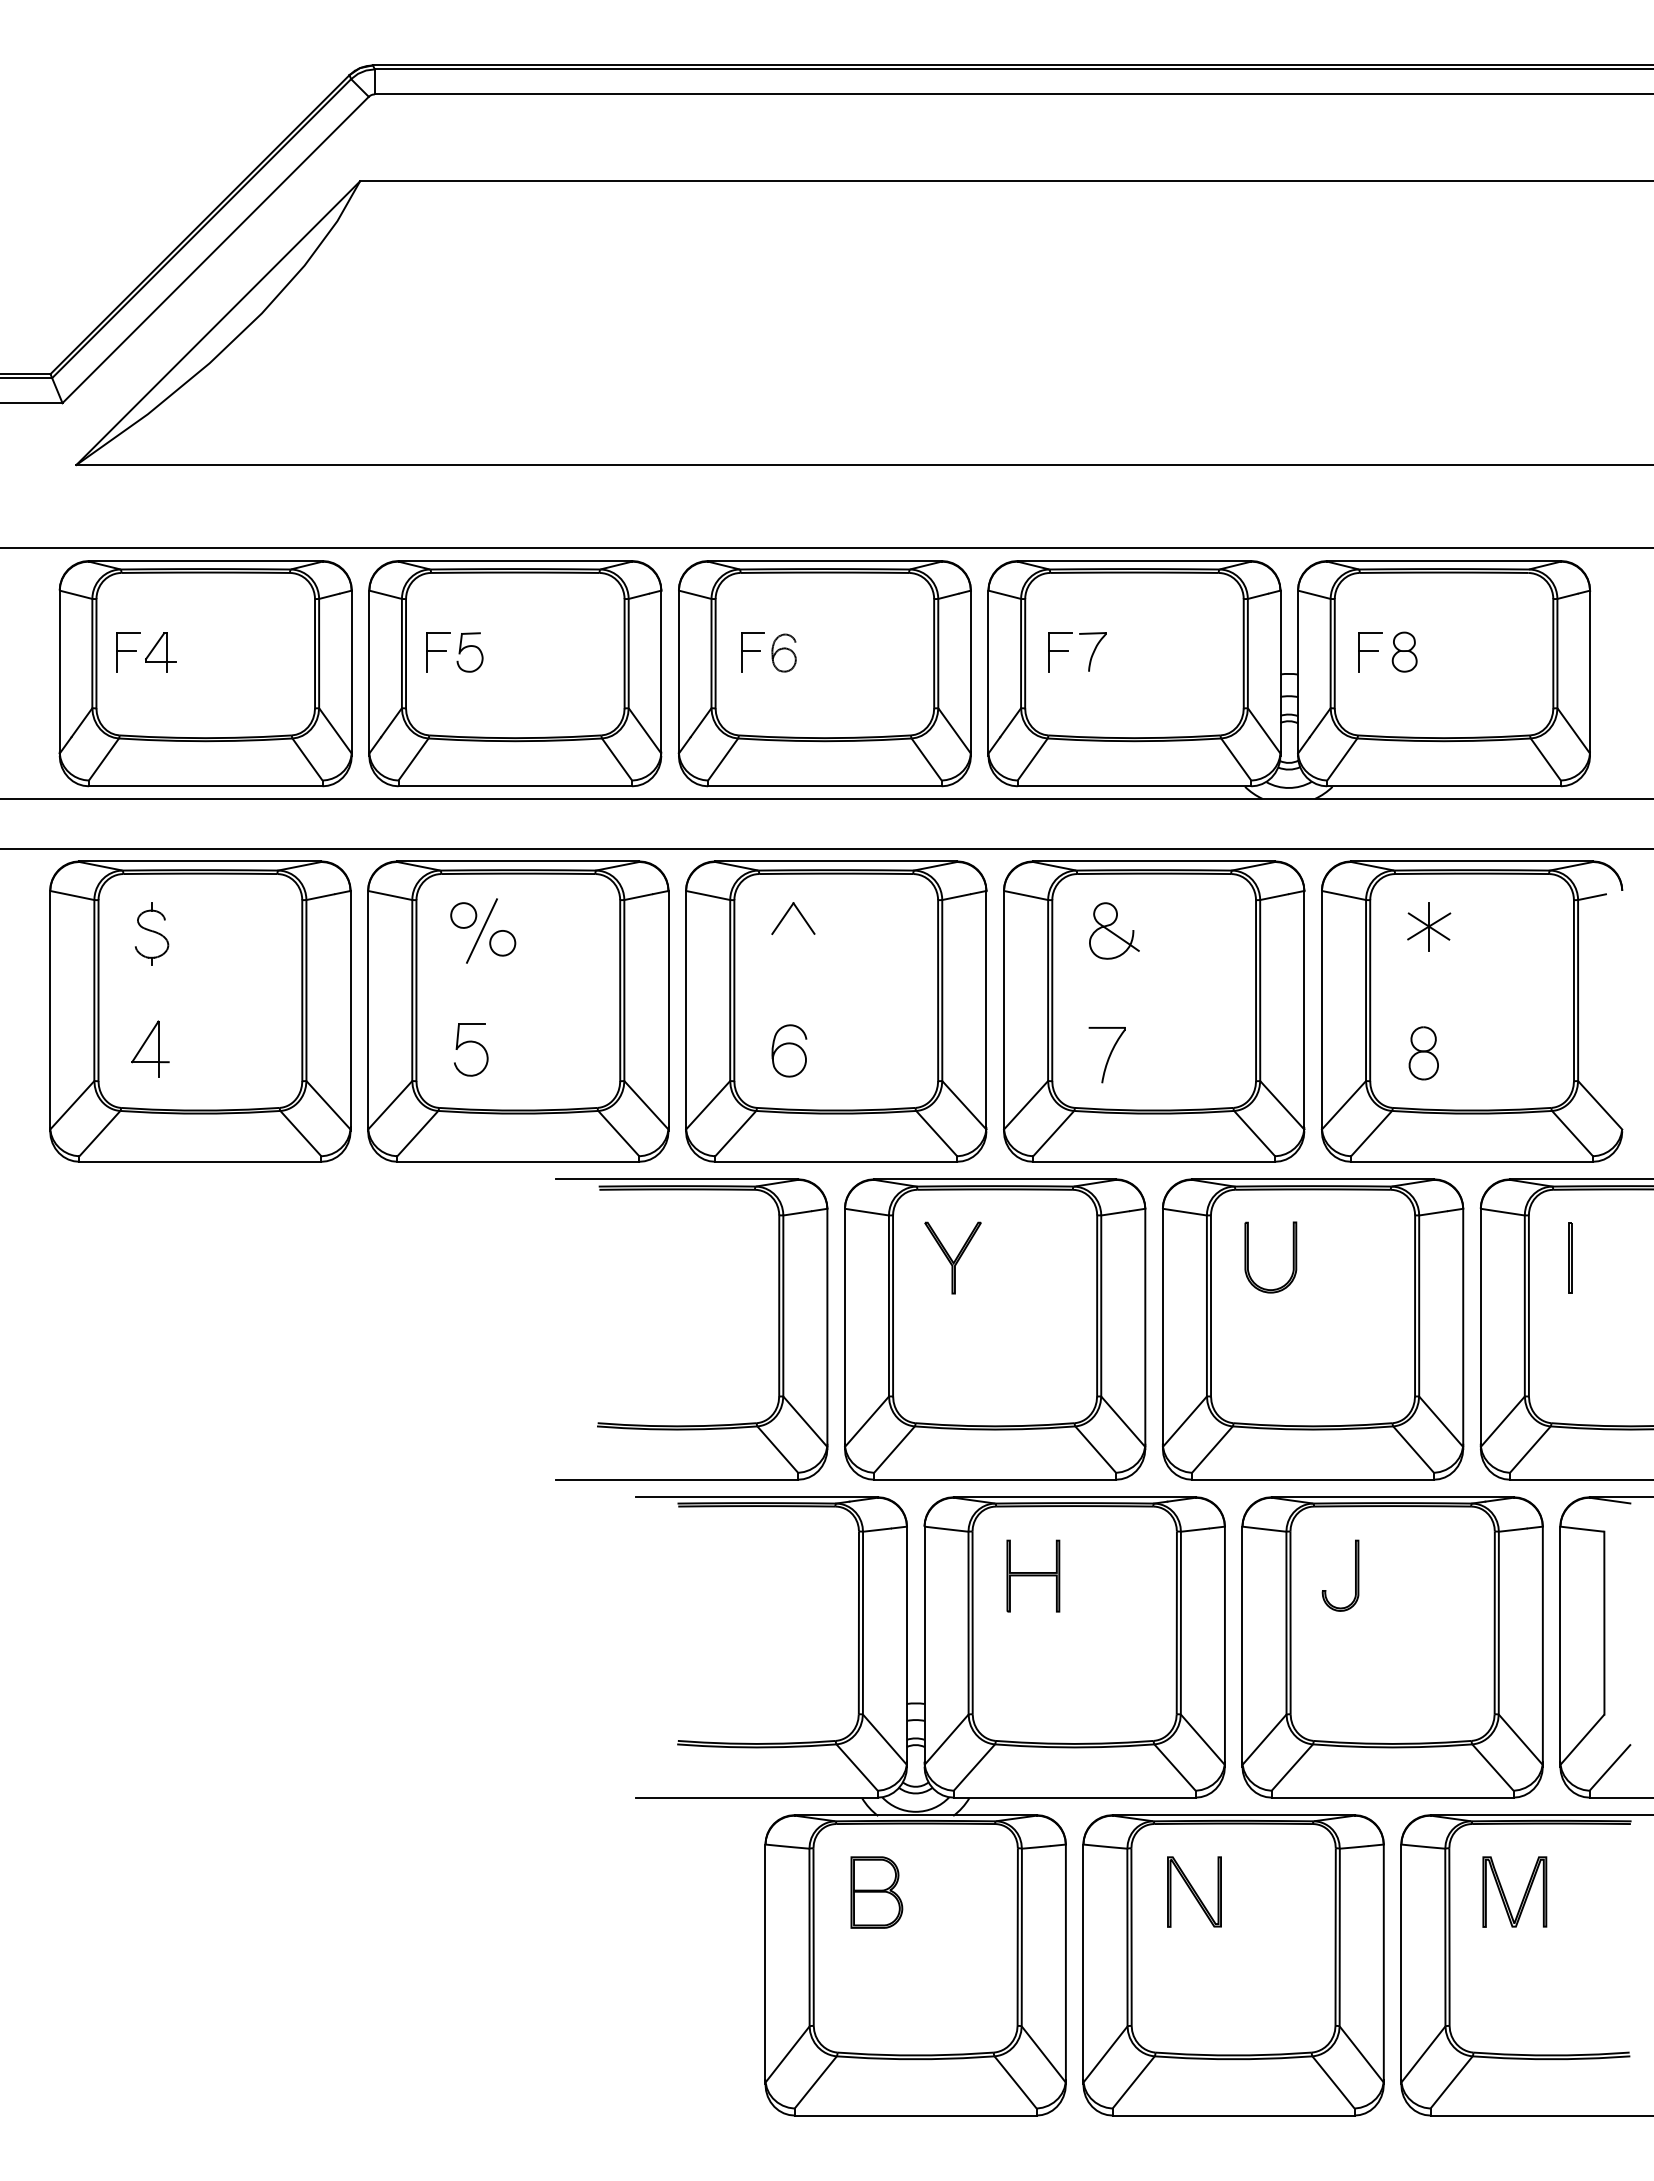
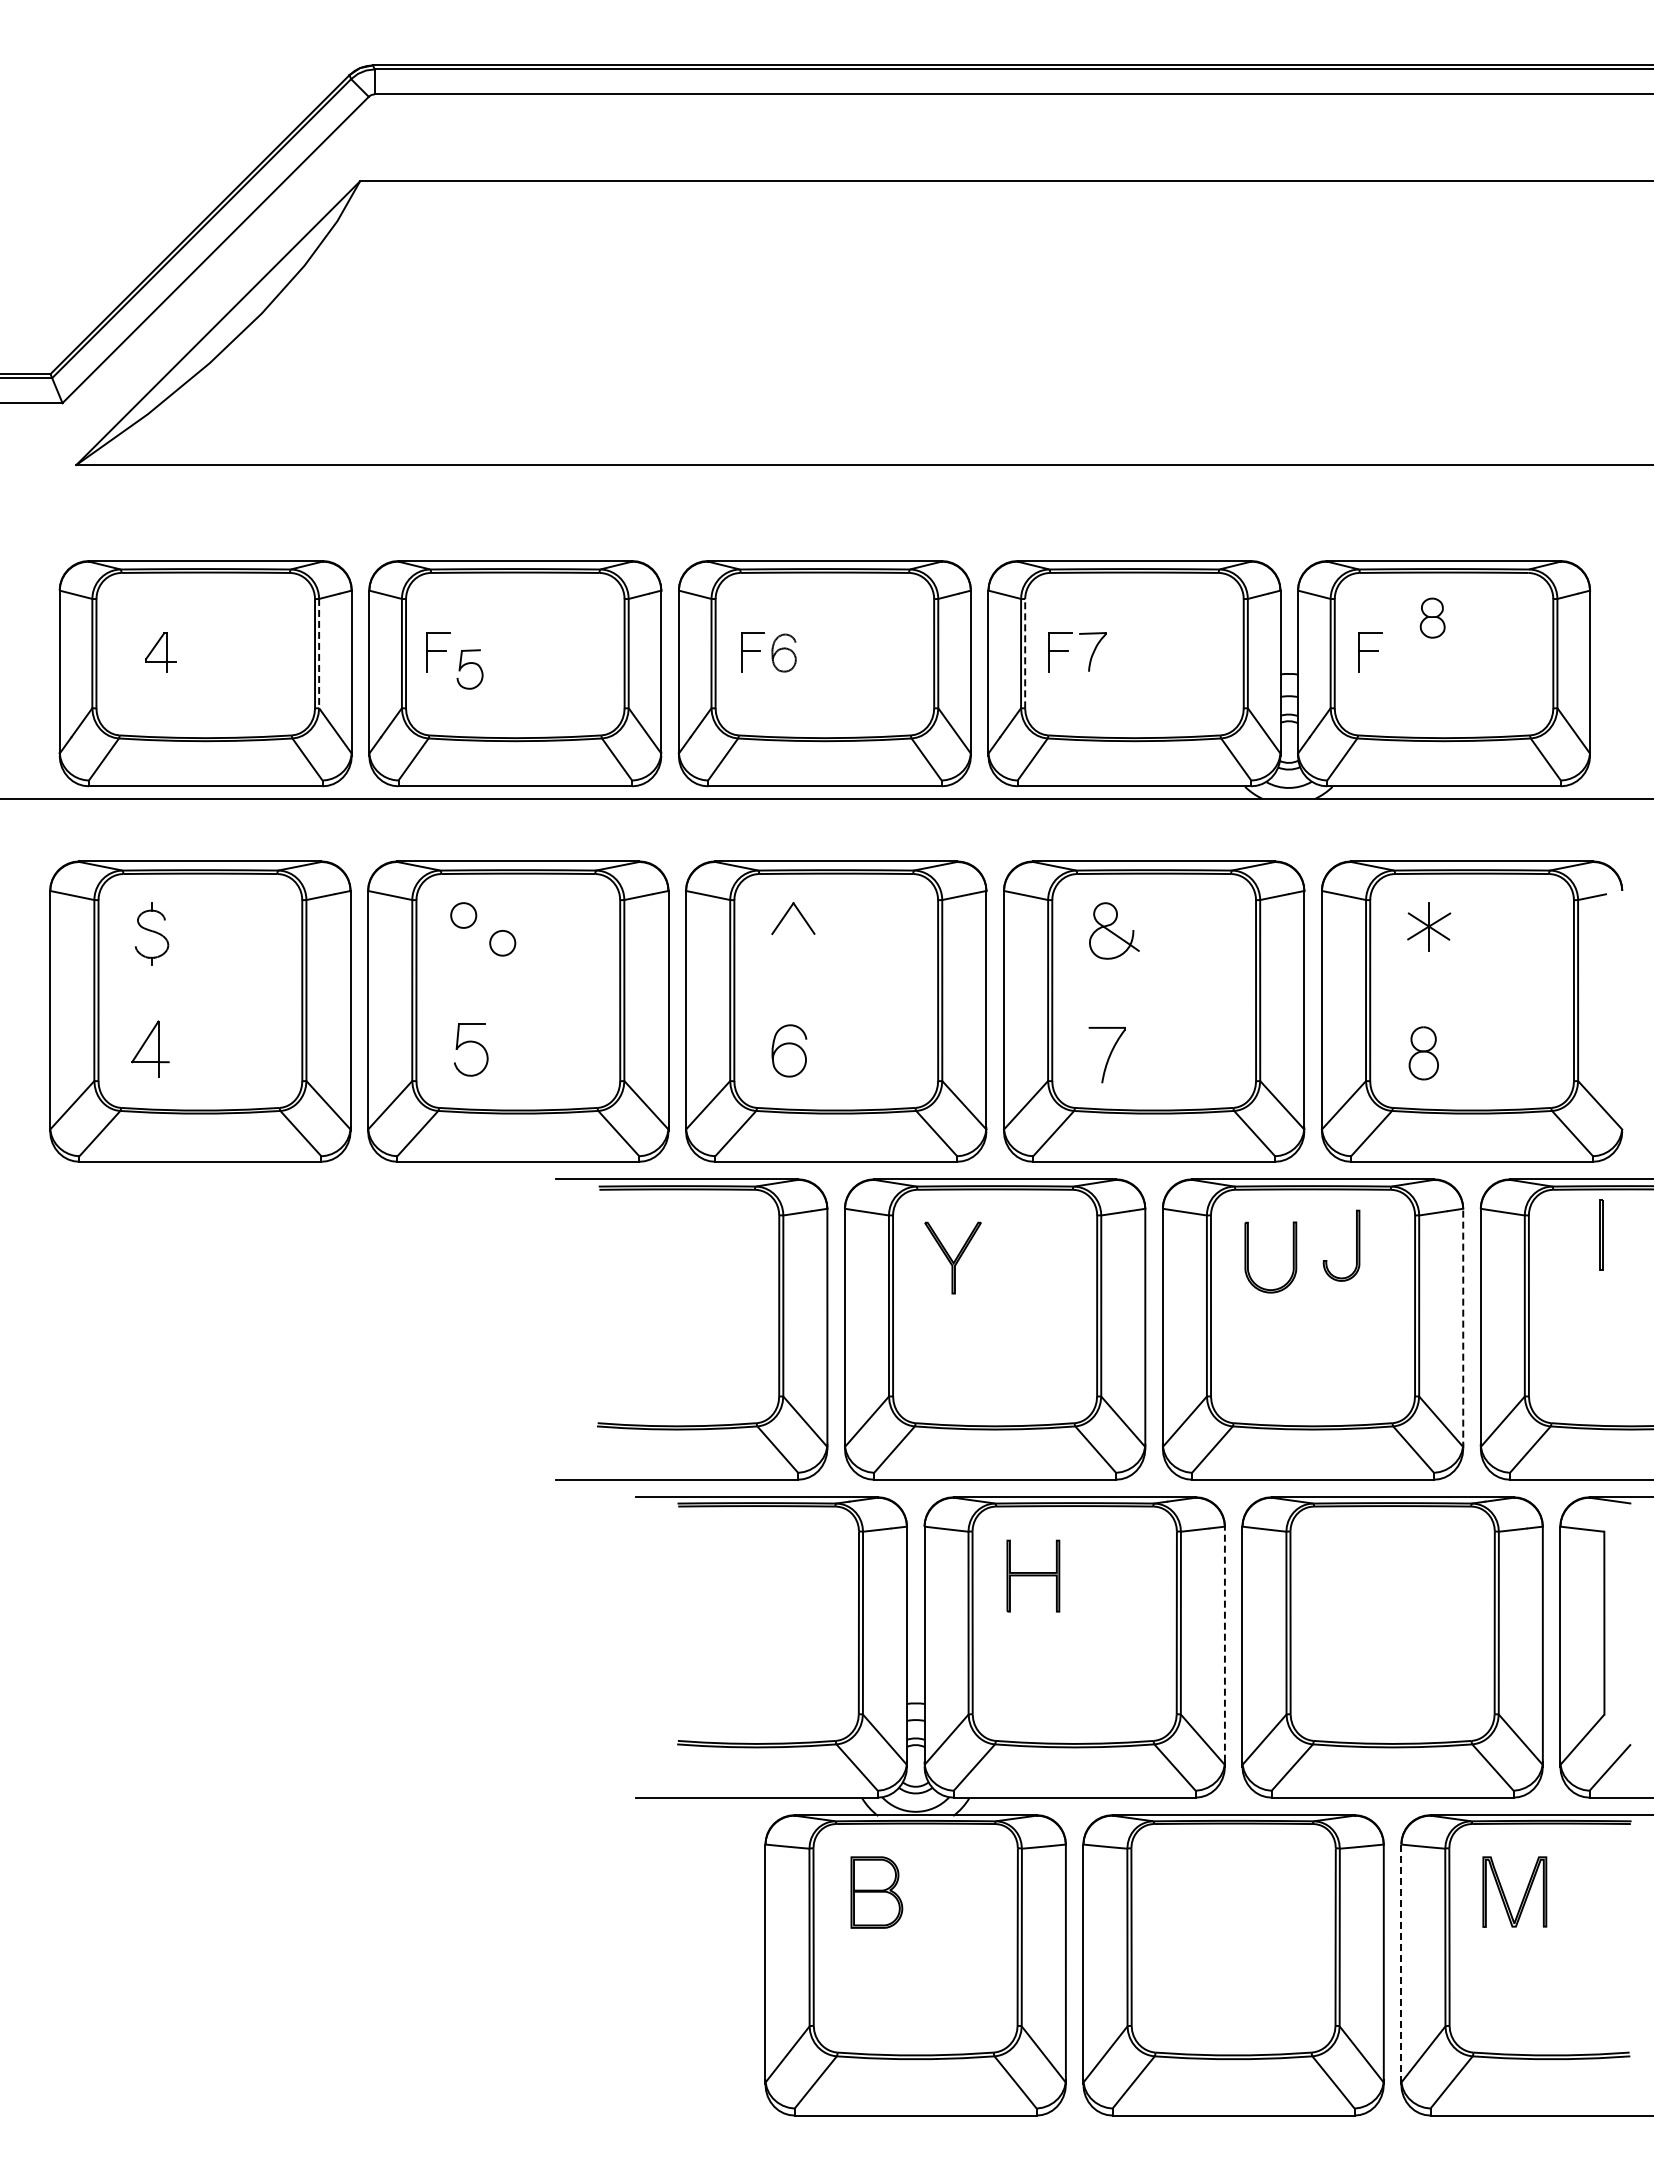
line: present -> none (826, 548)
curve position: (1404, 651) -> (1432, 617) (1432, 617)
part: present -> none (128, 652)
part position: (469, 652) -> (469, 669) (469, 669)
line: solid -> dashed (319, 653)
line: solid -> dashed (1025, 653)
line: present -> none (826, 848)
line: present -> none (481, 930)
line position: (1569, 1257) -> (1600, 1234) (1600, 1234)
line: solid -> dashed (1463, 1328)
part position: (1355, 1575) -> (1356, 1245) (1356, 1245)
line: solid -> dashed (1224, 1643)
part: present -> none (1194, 1891)
line: solid -> dashed (1401, 1962)
